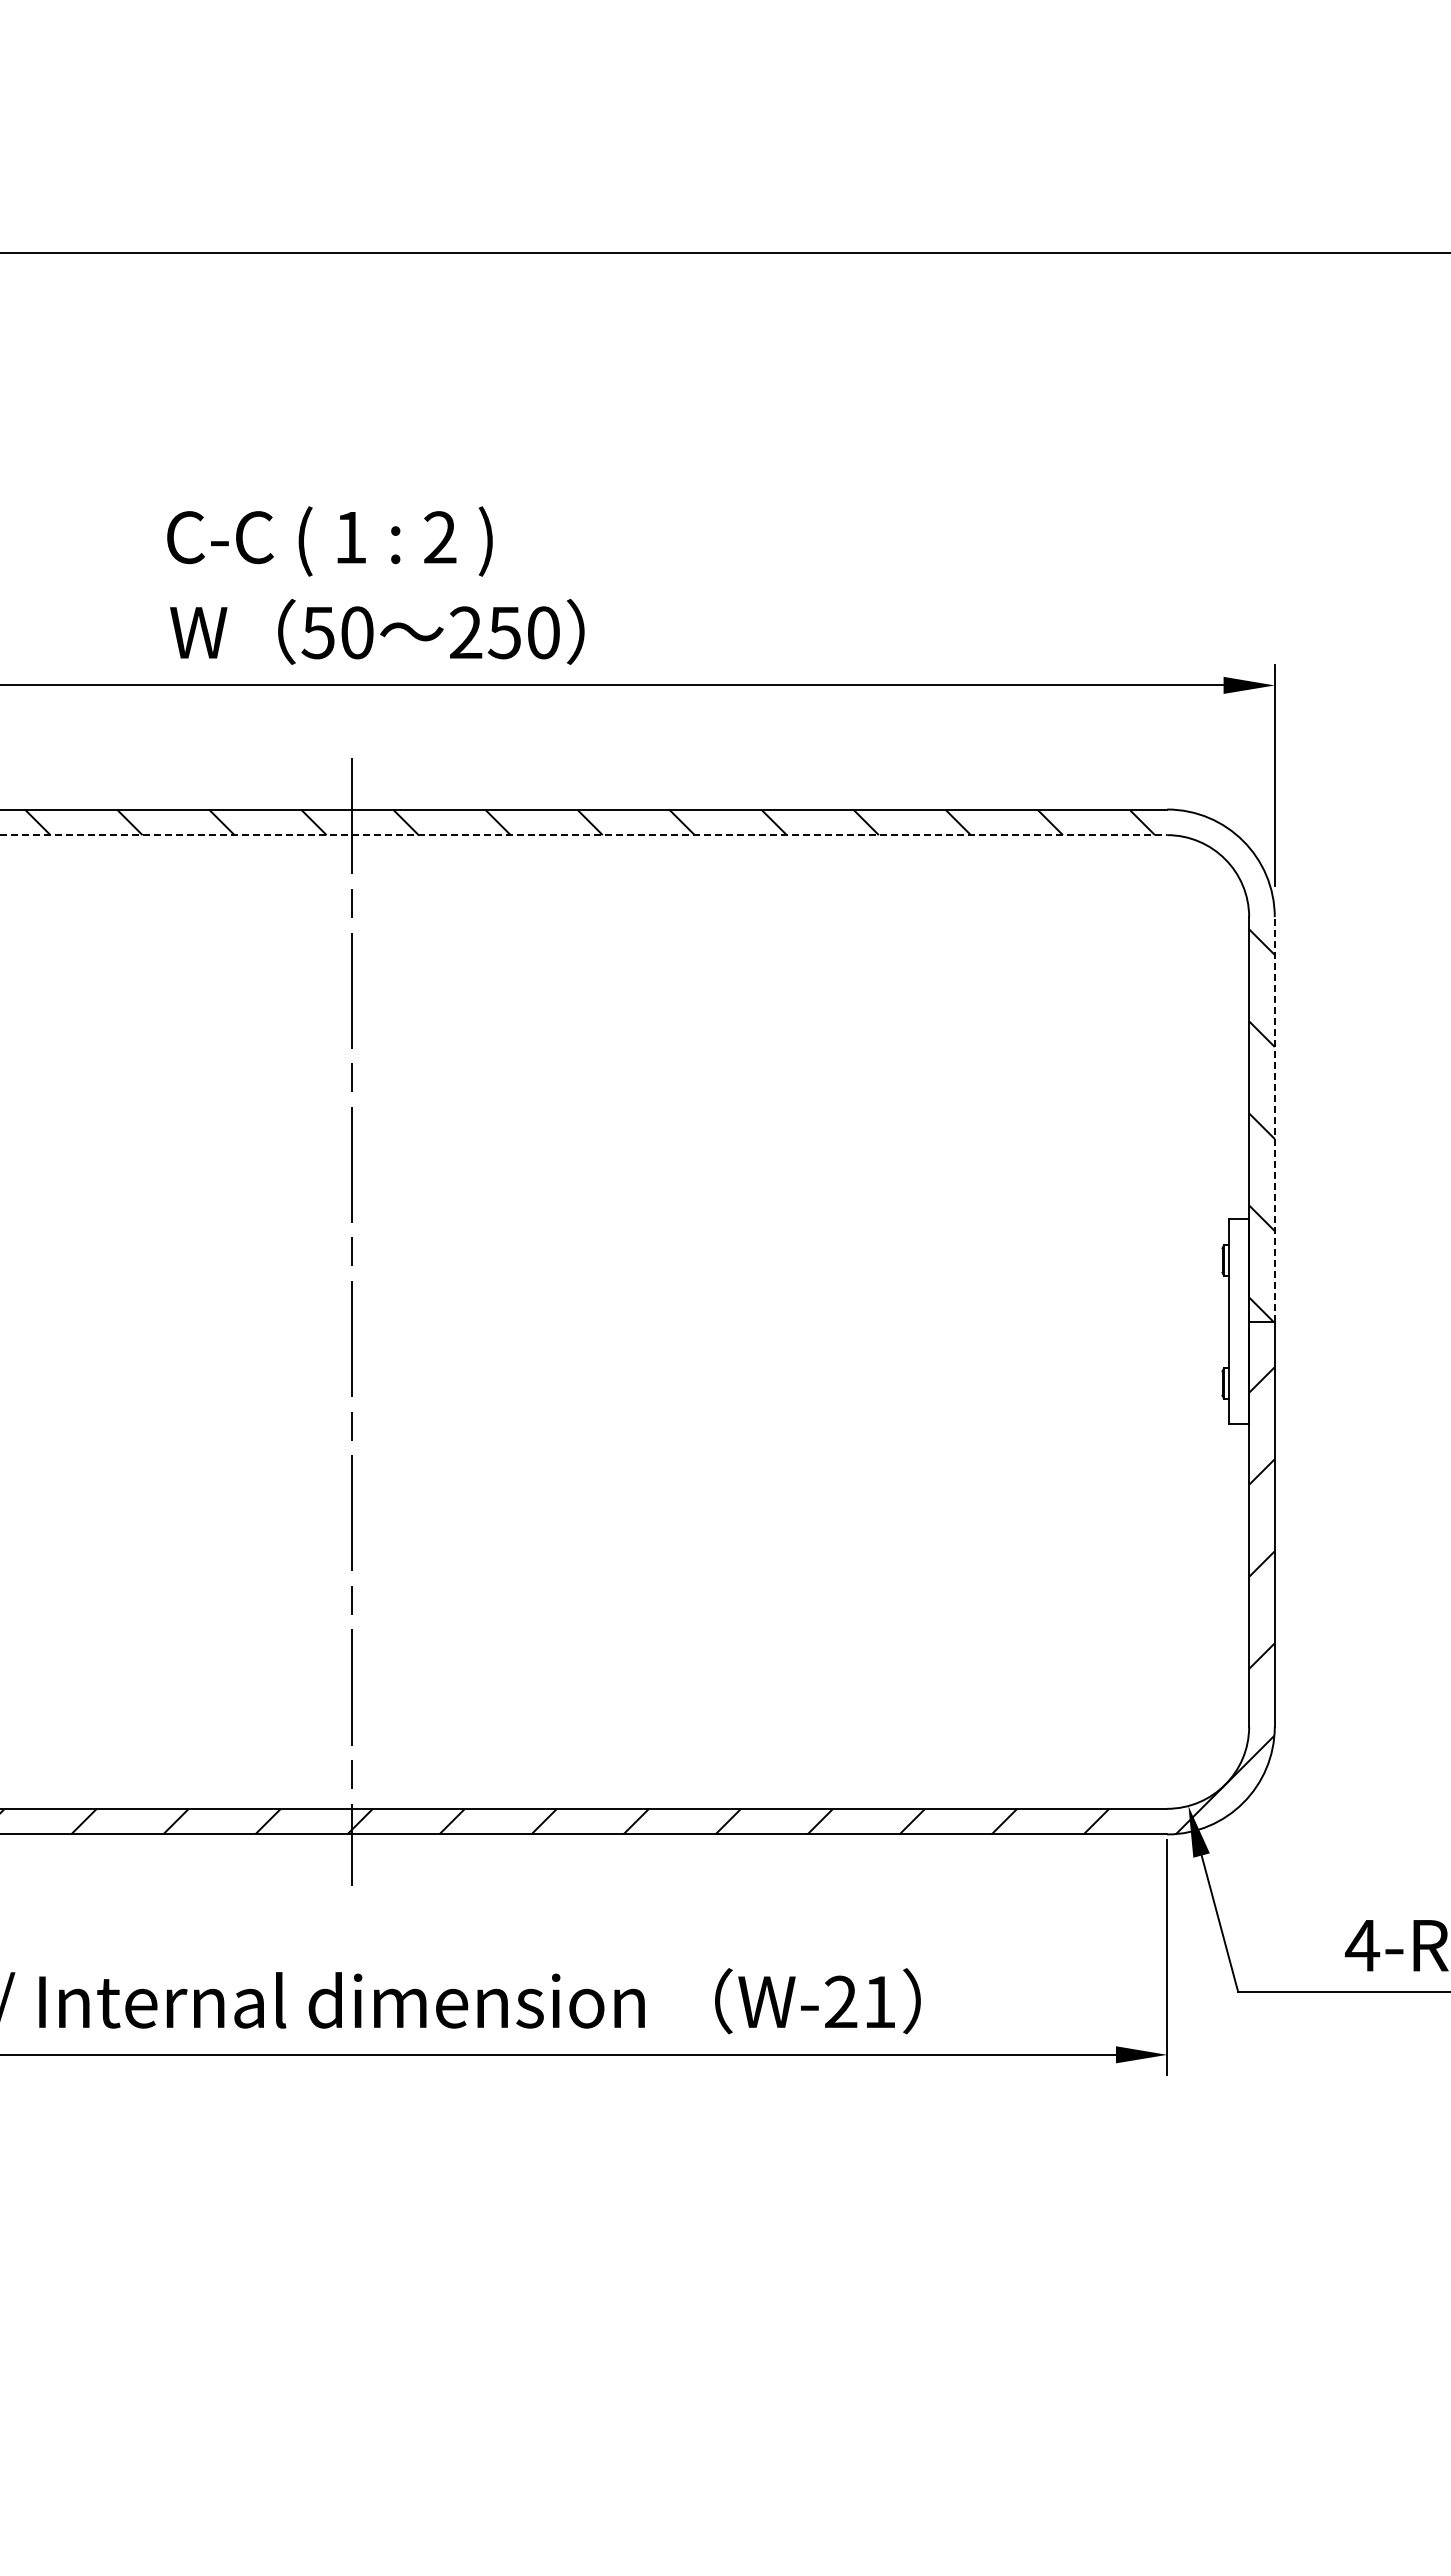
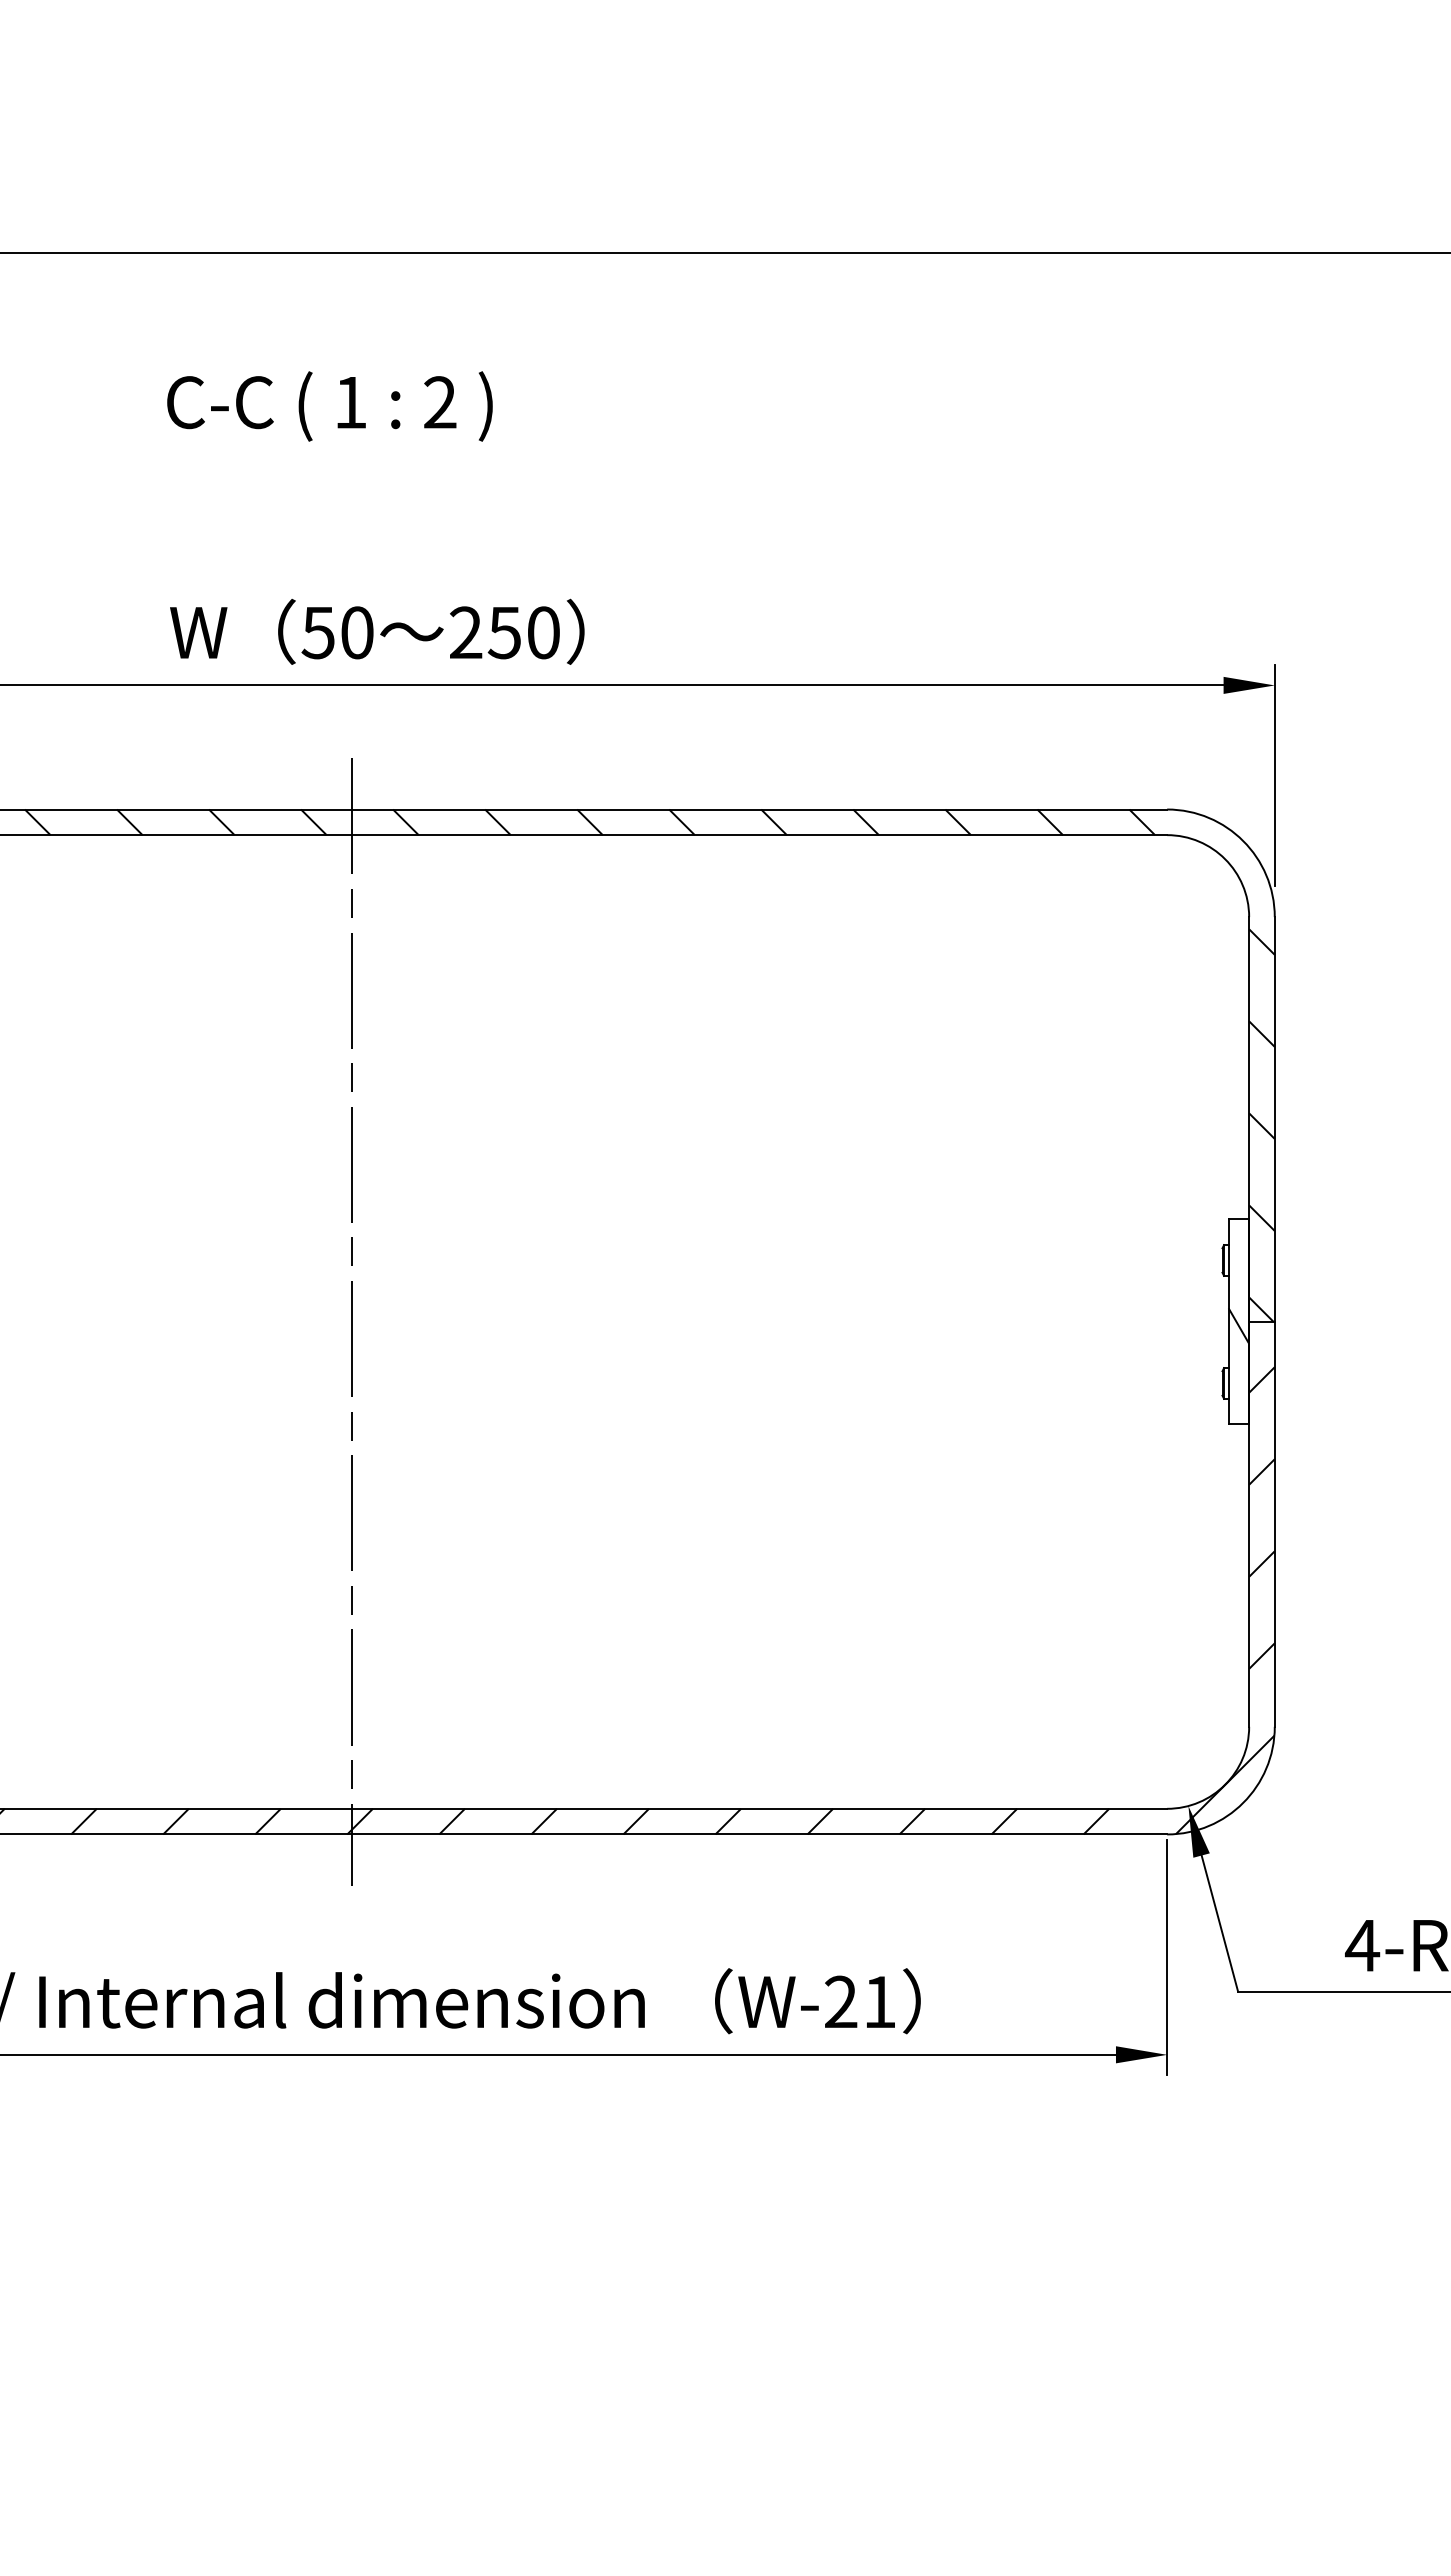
text position: (329, 541) -> (329, 406) (329, 406)
line: dashed -> solid (584, 835)
line: dashed -> solid (1274, 1119)
hatch: none -> present (1238, 1325)
